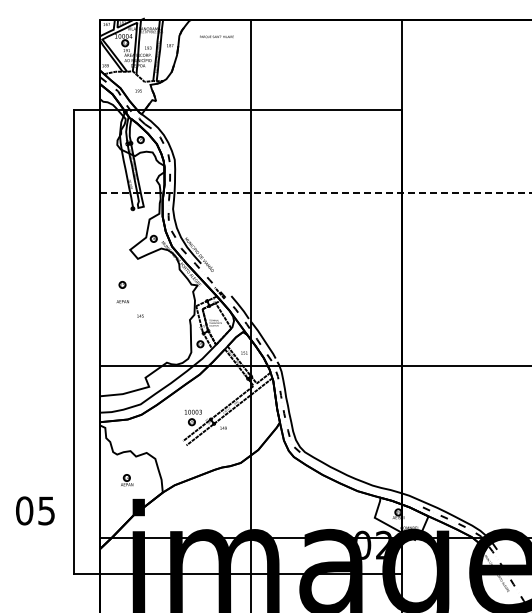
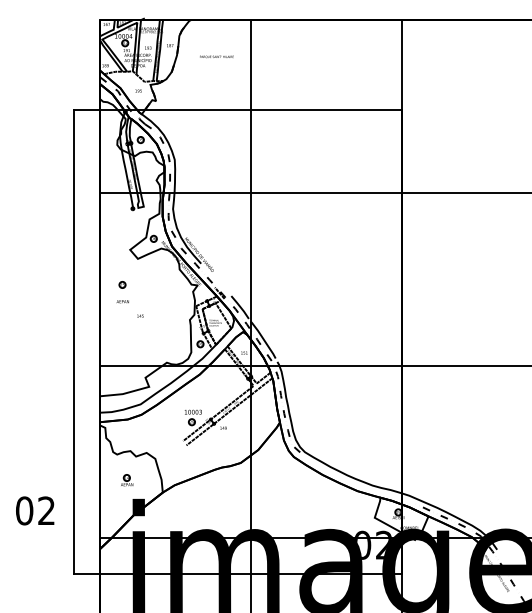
text position: (216, 36) -> (216, 56) (216, 56)
line: dashed -> solid (316, 192)
text: 05 -> 02 (46, 510)
